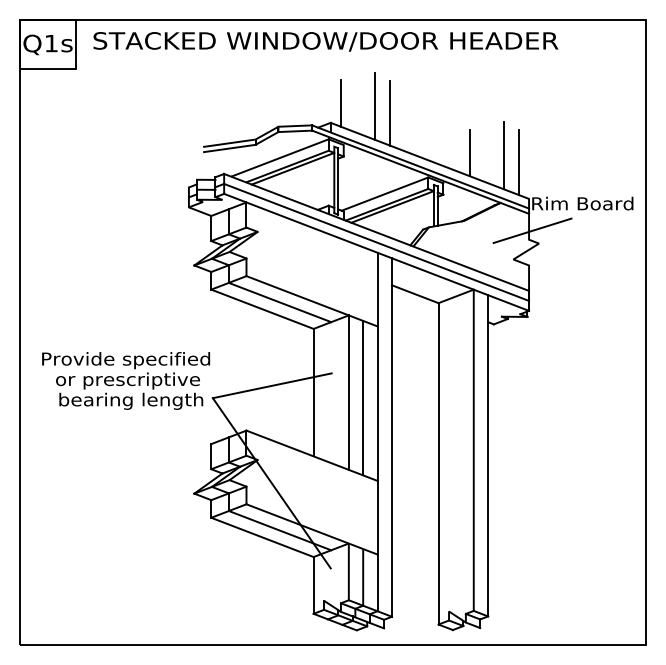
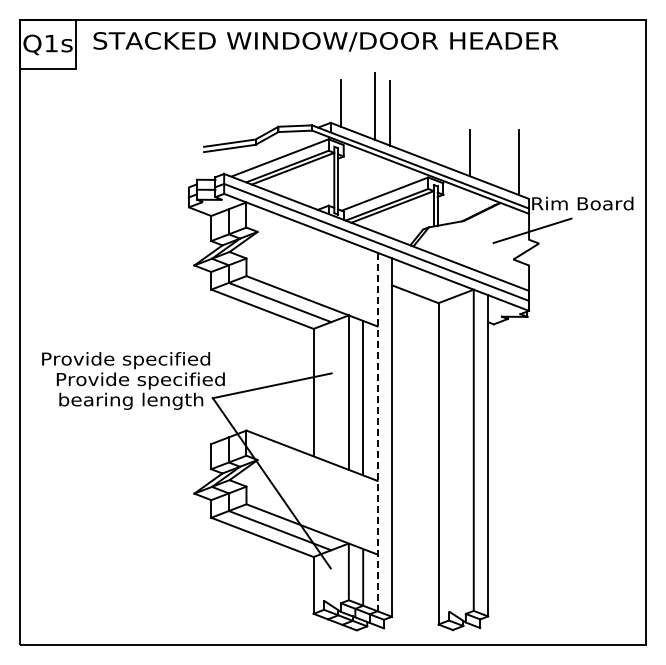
line: present -> none (503, 155)
text: or prescriptive -> Provide specified (140, 380)
line: solid -> dashed (377, 432)
